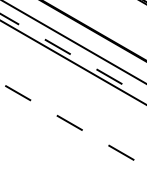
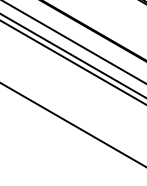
line: dashed -> solid (73, 55)
line: dashed -> solid (73, 125)
